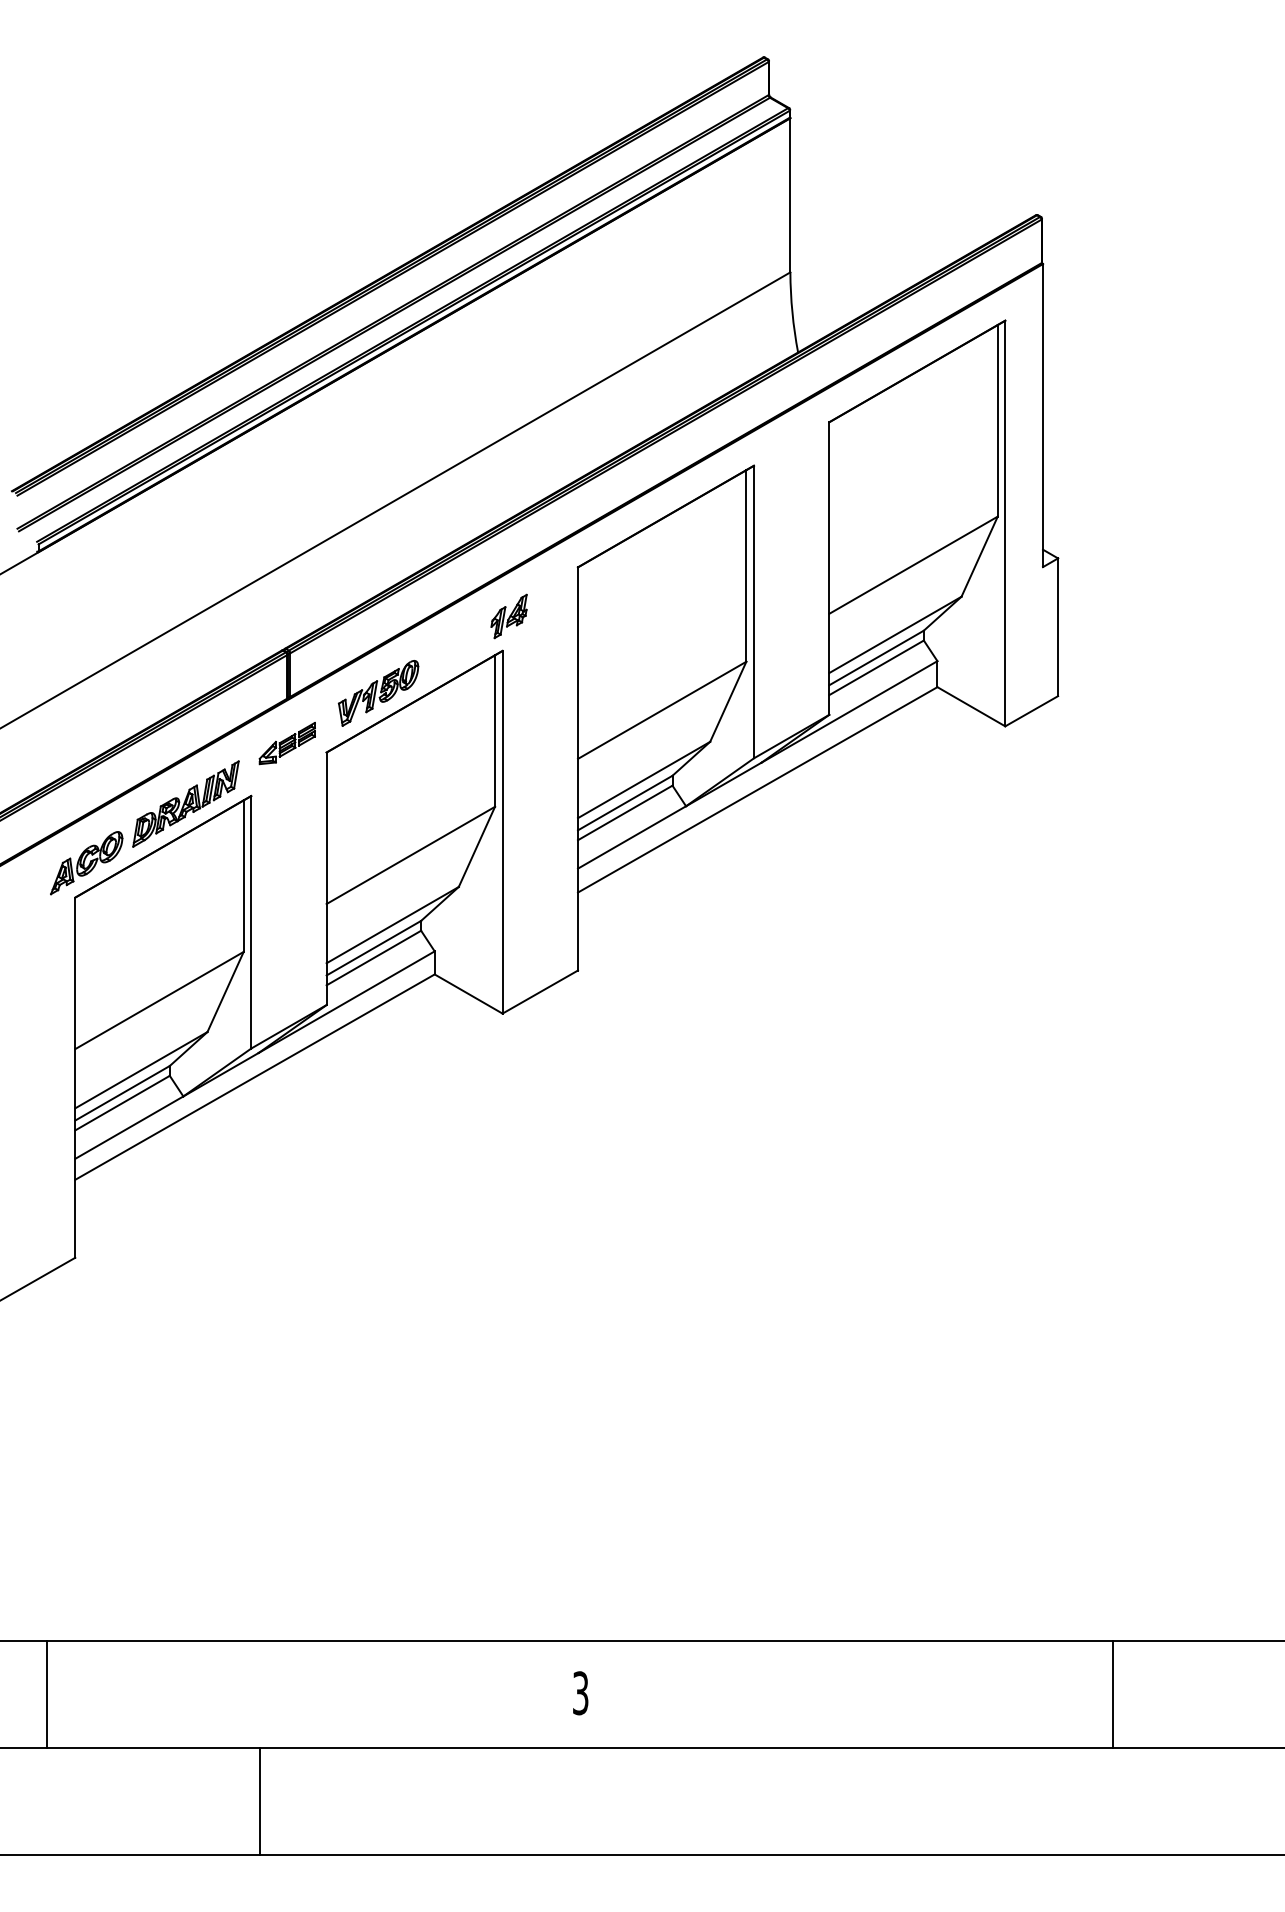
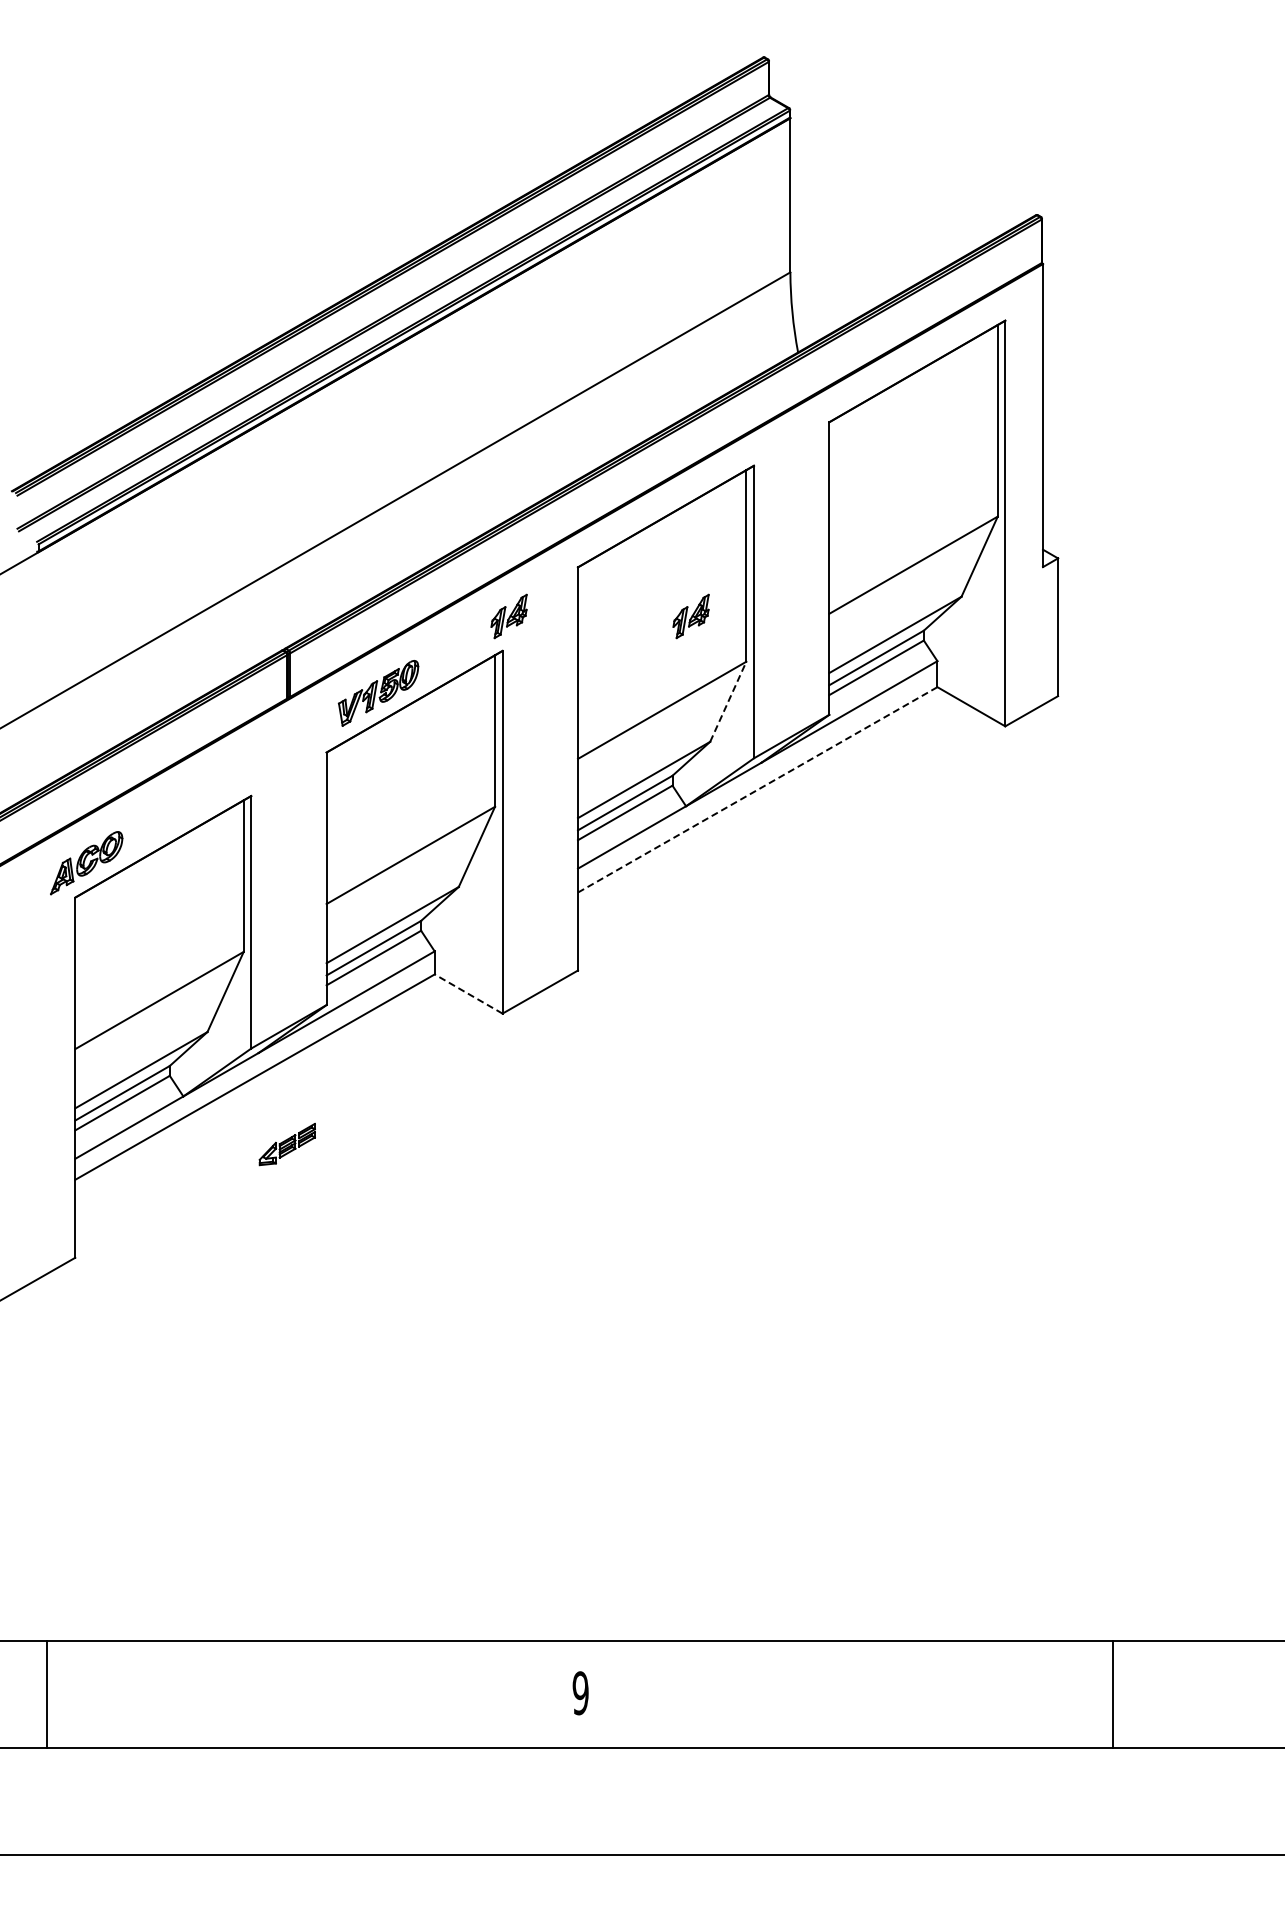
part: none -> present (690, 616)
line: solid -> dashed (728, 701)
part position: (286, 743) -> (286, 1144) (286, 1144)
line: solid -> dashed (757, 789)
part: present -> none (185, 803)
line: solid -> dashed (468, 993)
text: 3 -> 9 (580, 1693)
line: present -> none (259, 1800)
